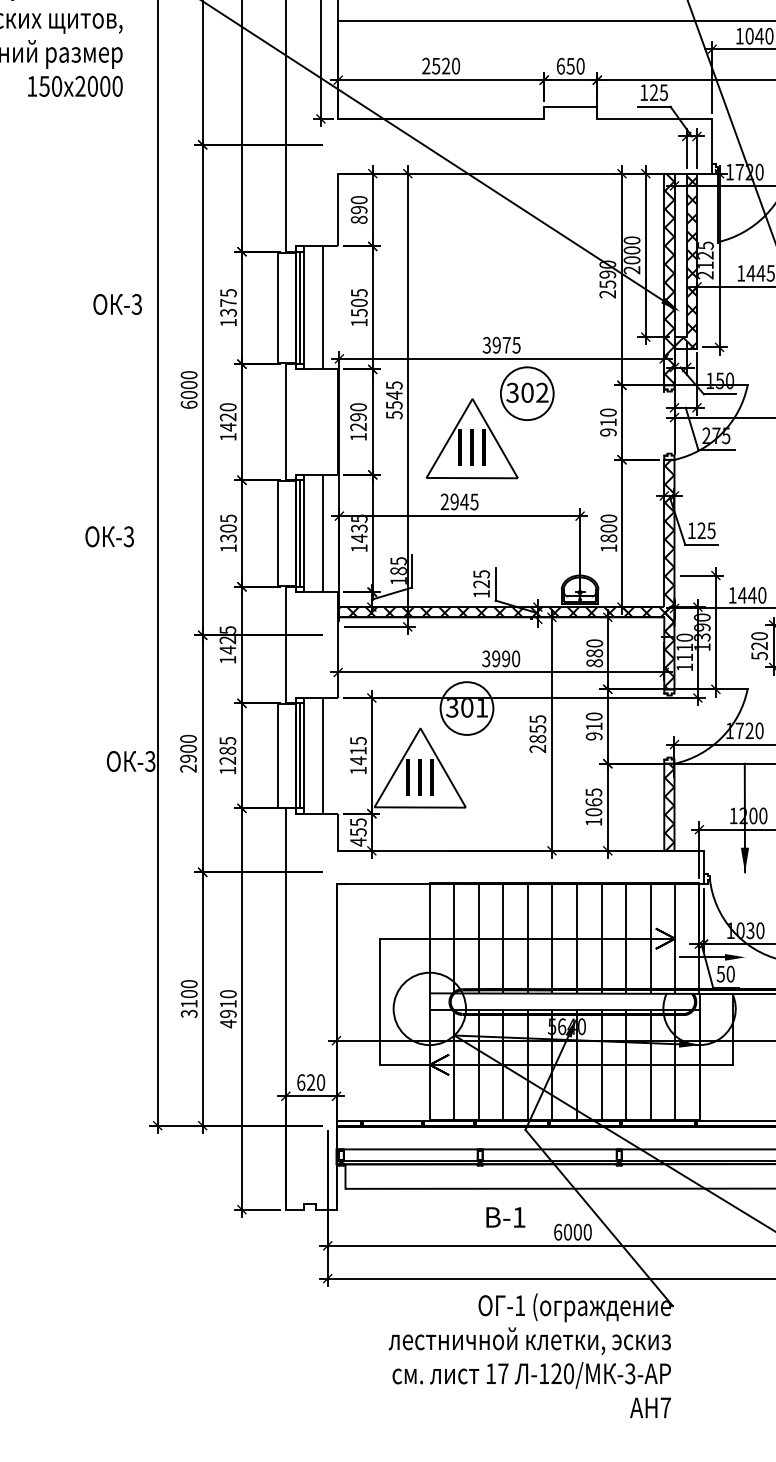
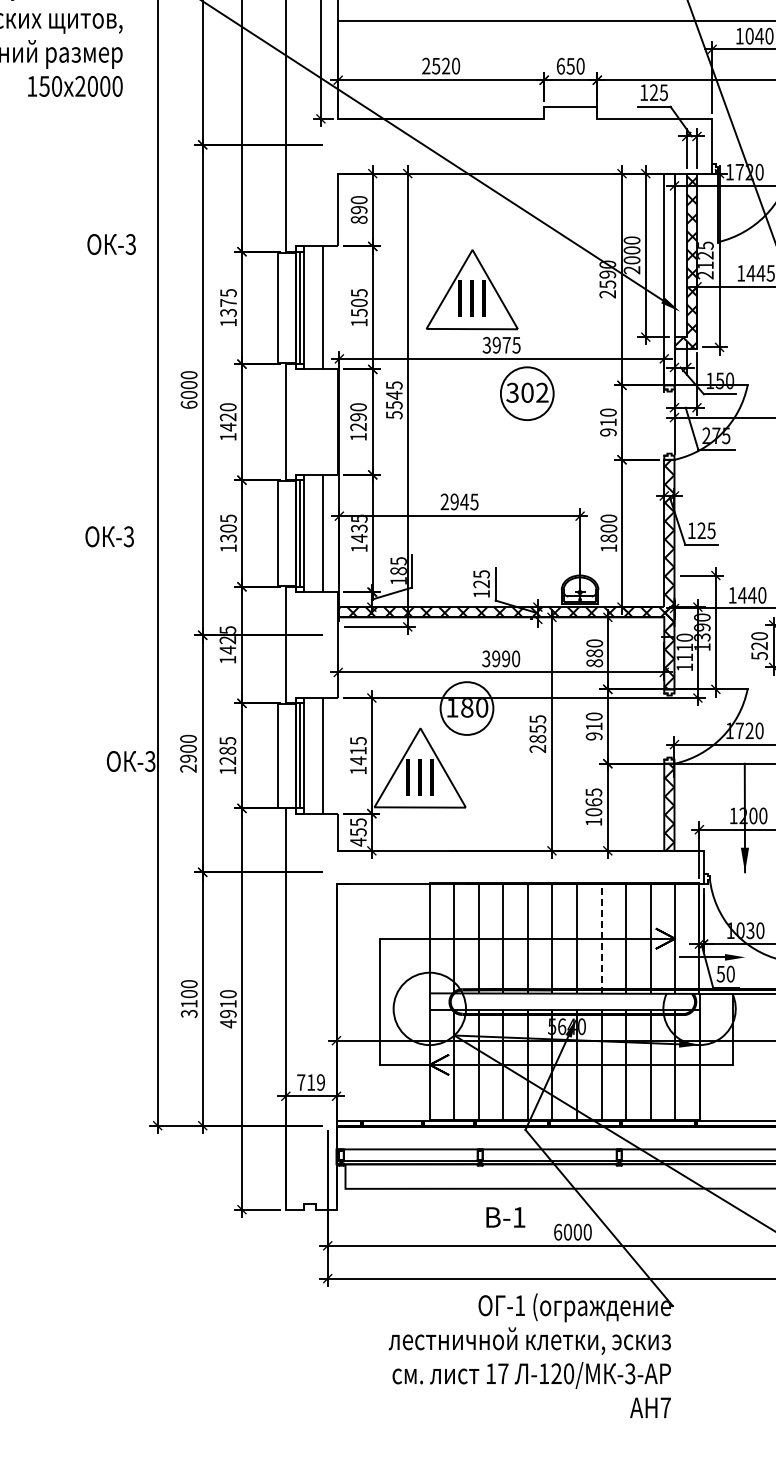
hatch: present -> none (669, 279)
text position: (117, 304) -> (111, 244) (111, 244)
part position: (471, 438) -> (471, 289) (471, 289)
text: 301 -> 180 (467, 708)
line: solid -> dashed (601, 938)
text: 620 -> 719 (311, 1082)
